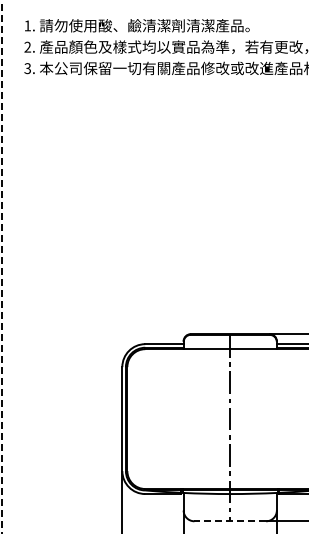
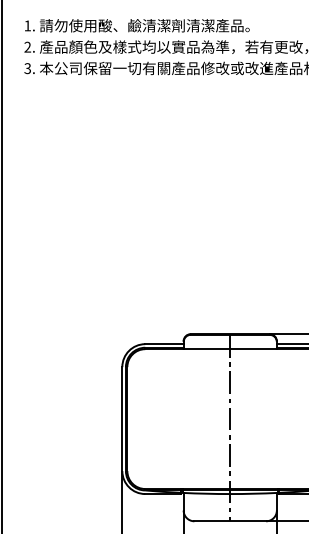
line: dashed -> solid (2, 266)
line: dashed -> solid (230, 521)
